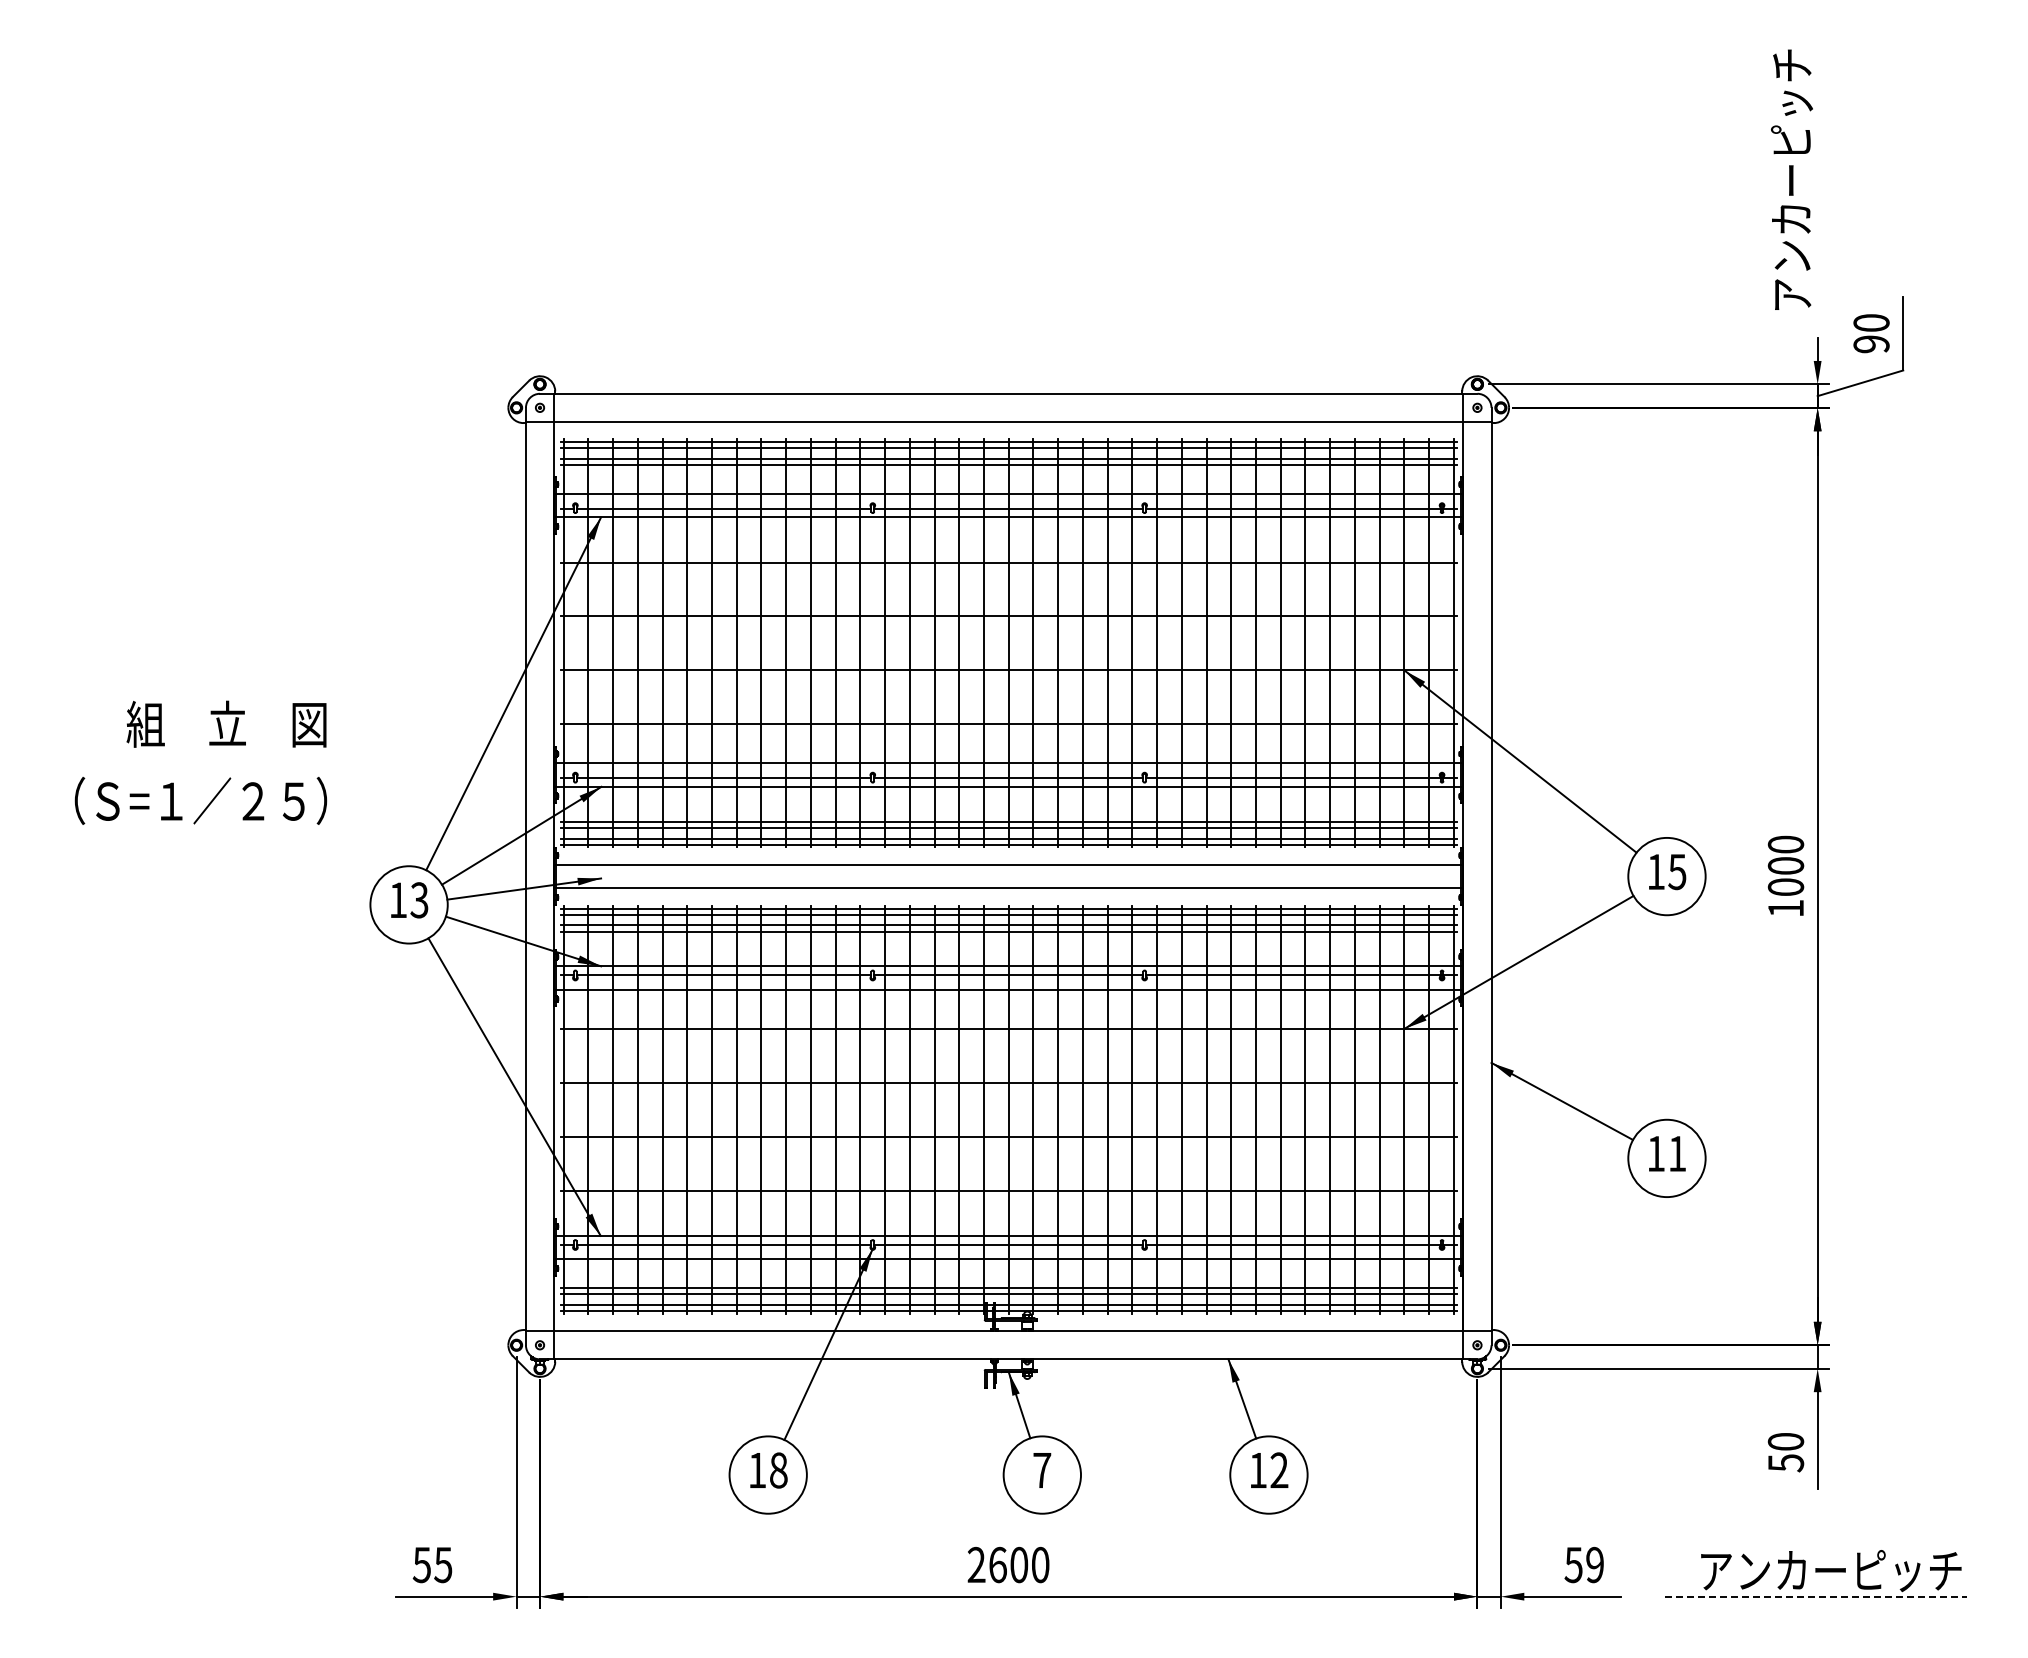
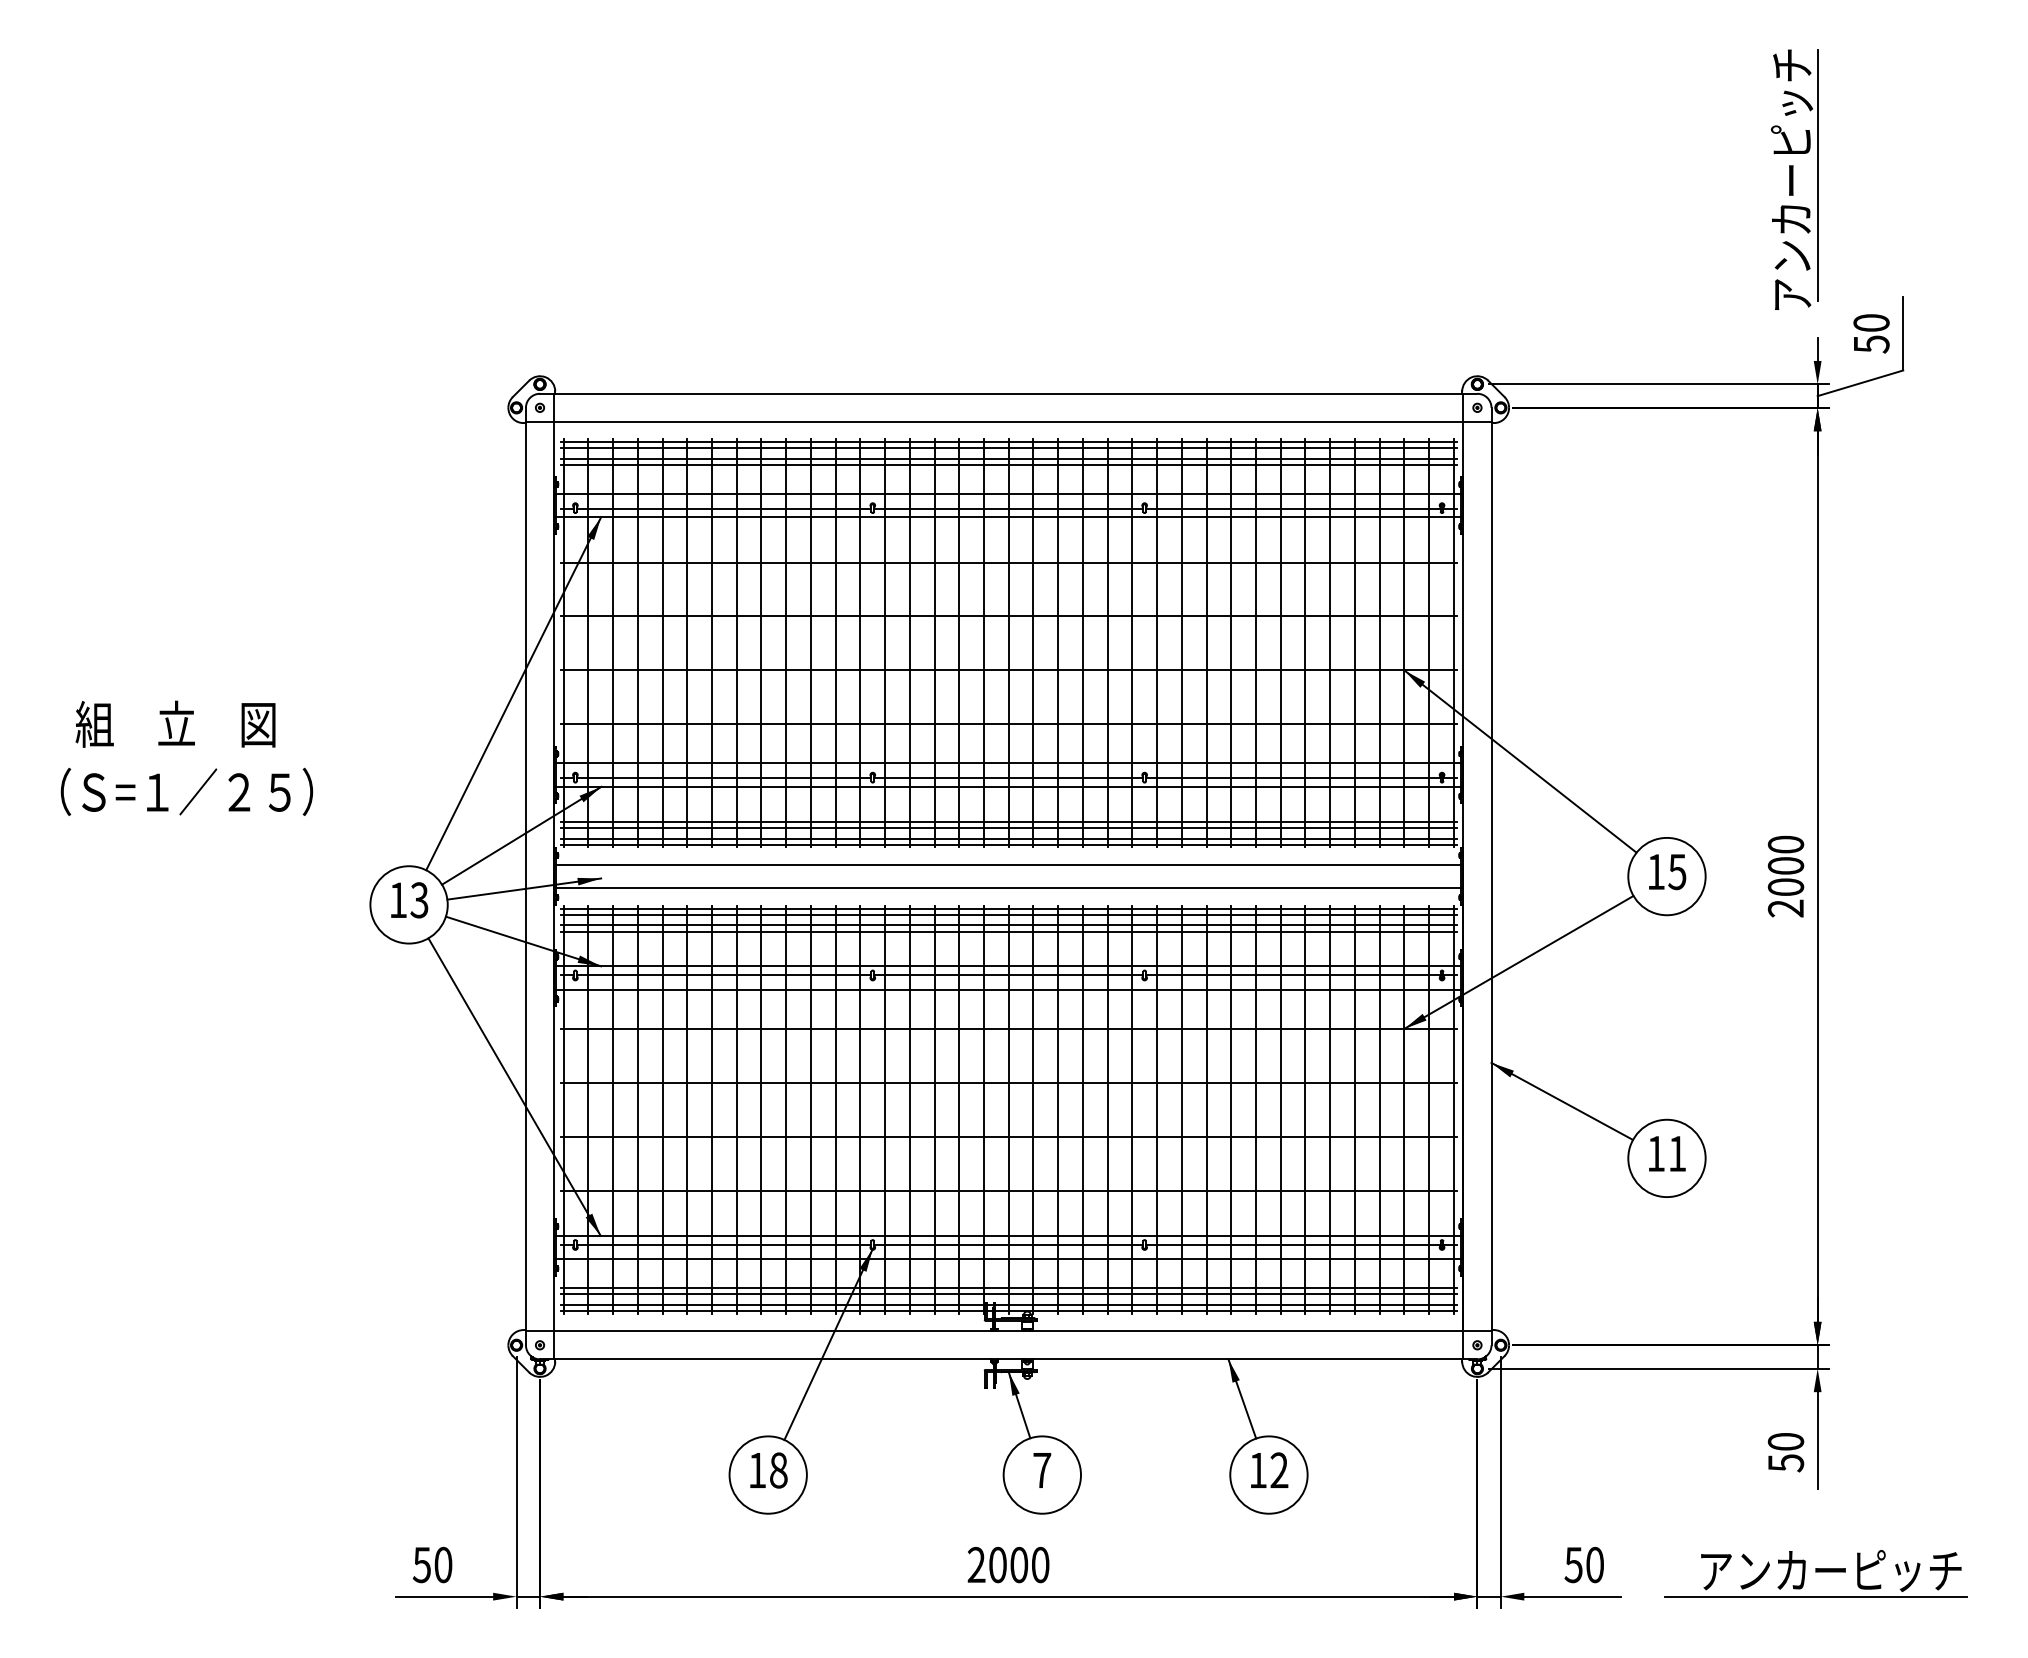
line: none -> present (1817, 174)
text: 90 -> 50 (1871, 344)
text position: (226, 723) -> (175, 723) (175, 723)
text position: (200, 800) -> (186, 791) (186, 791)
text: 1000 -> 2000 (1785, 908)
text: 55 -> 50 (443, 1564)
text: 2600 -> 2000 (997, 1564)
text: 59 -> 50 (1594, 1565)
line: dashed -> solid (1816, 1596)
